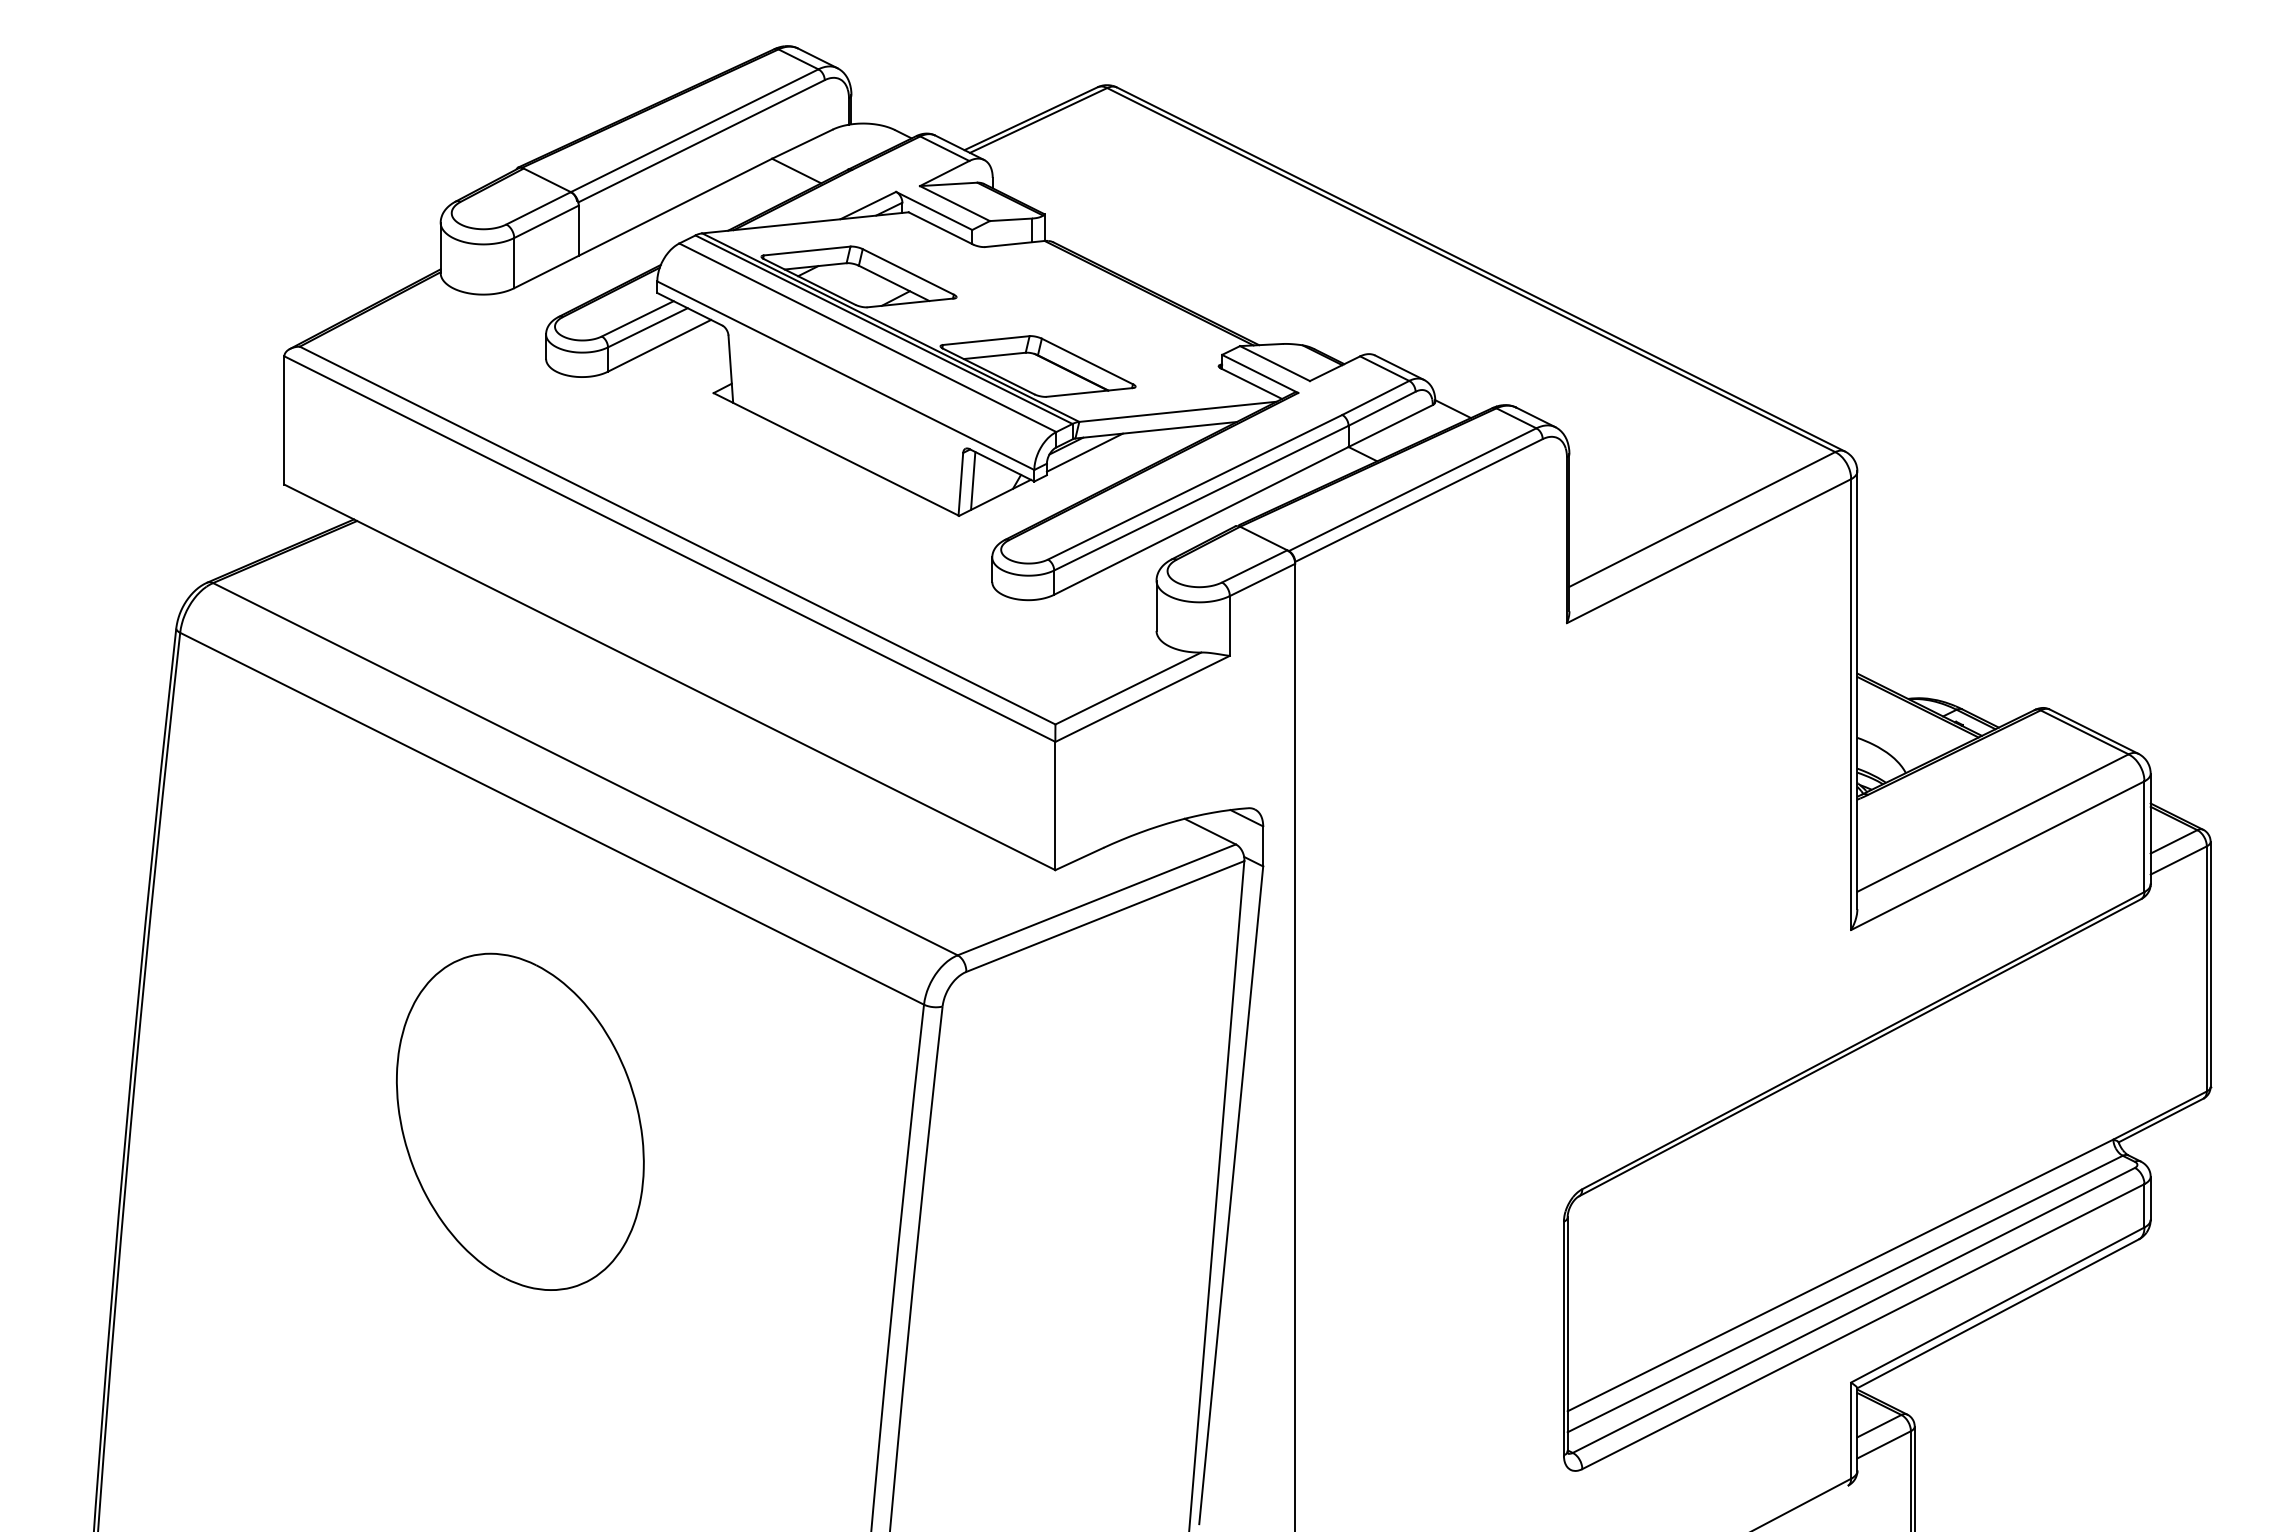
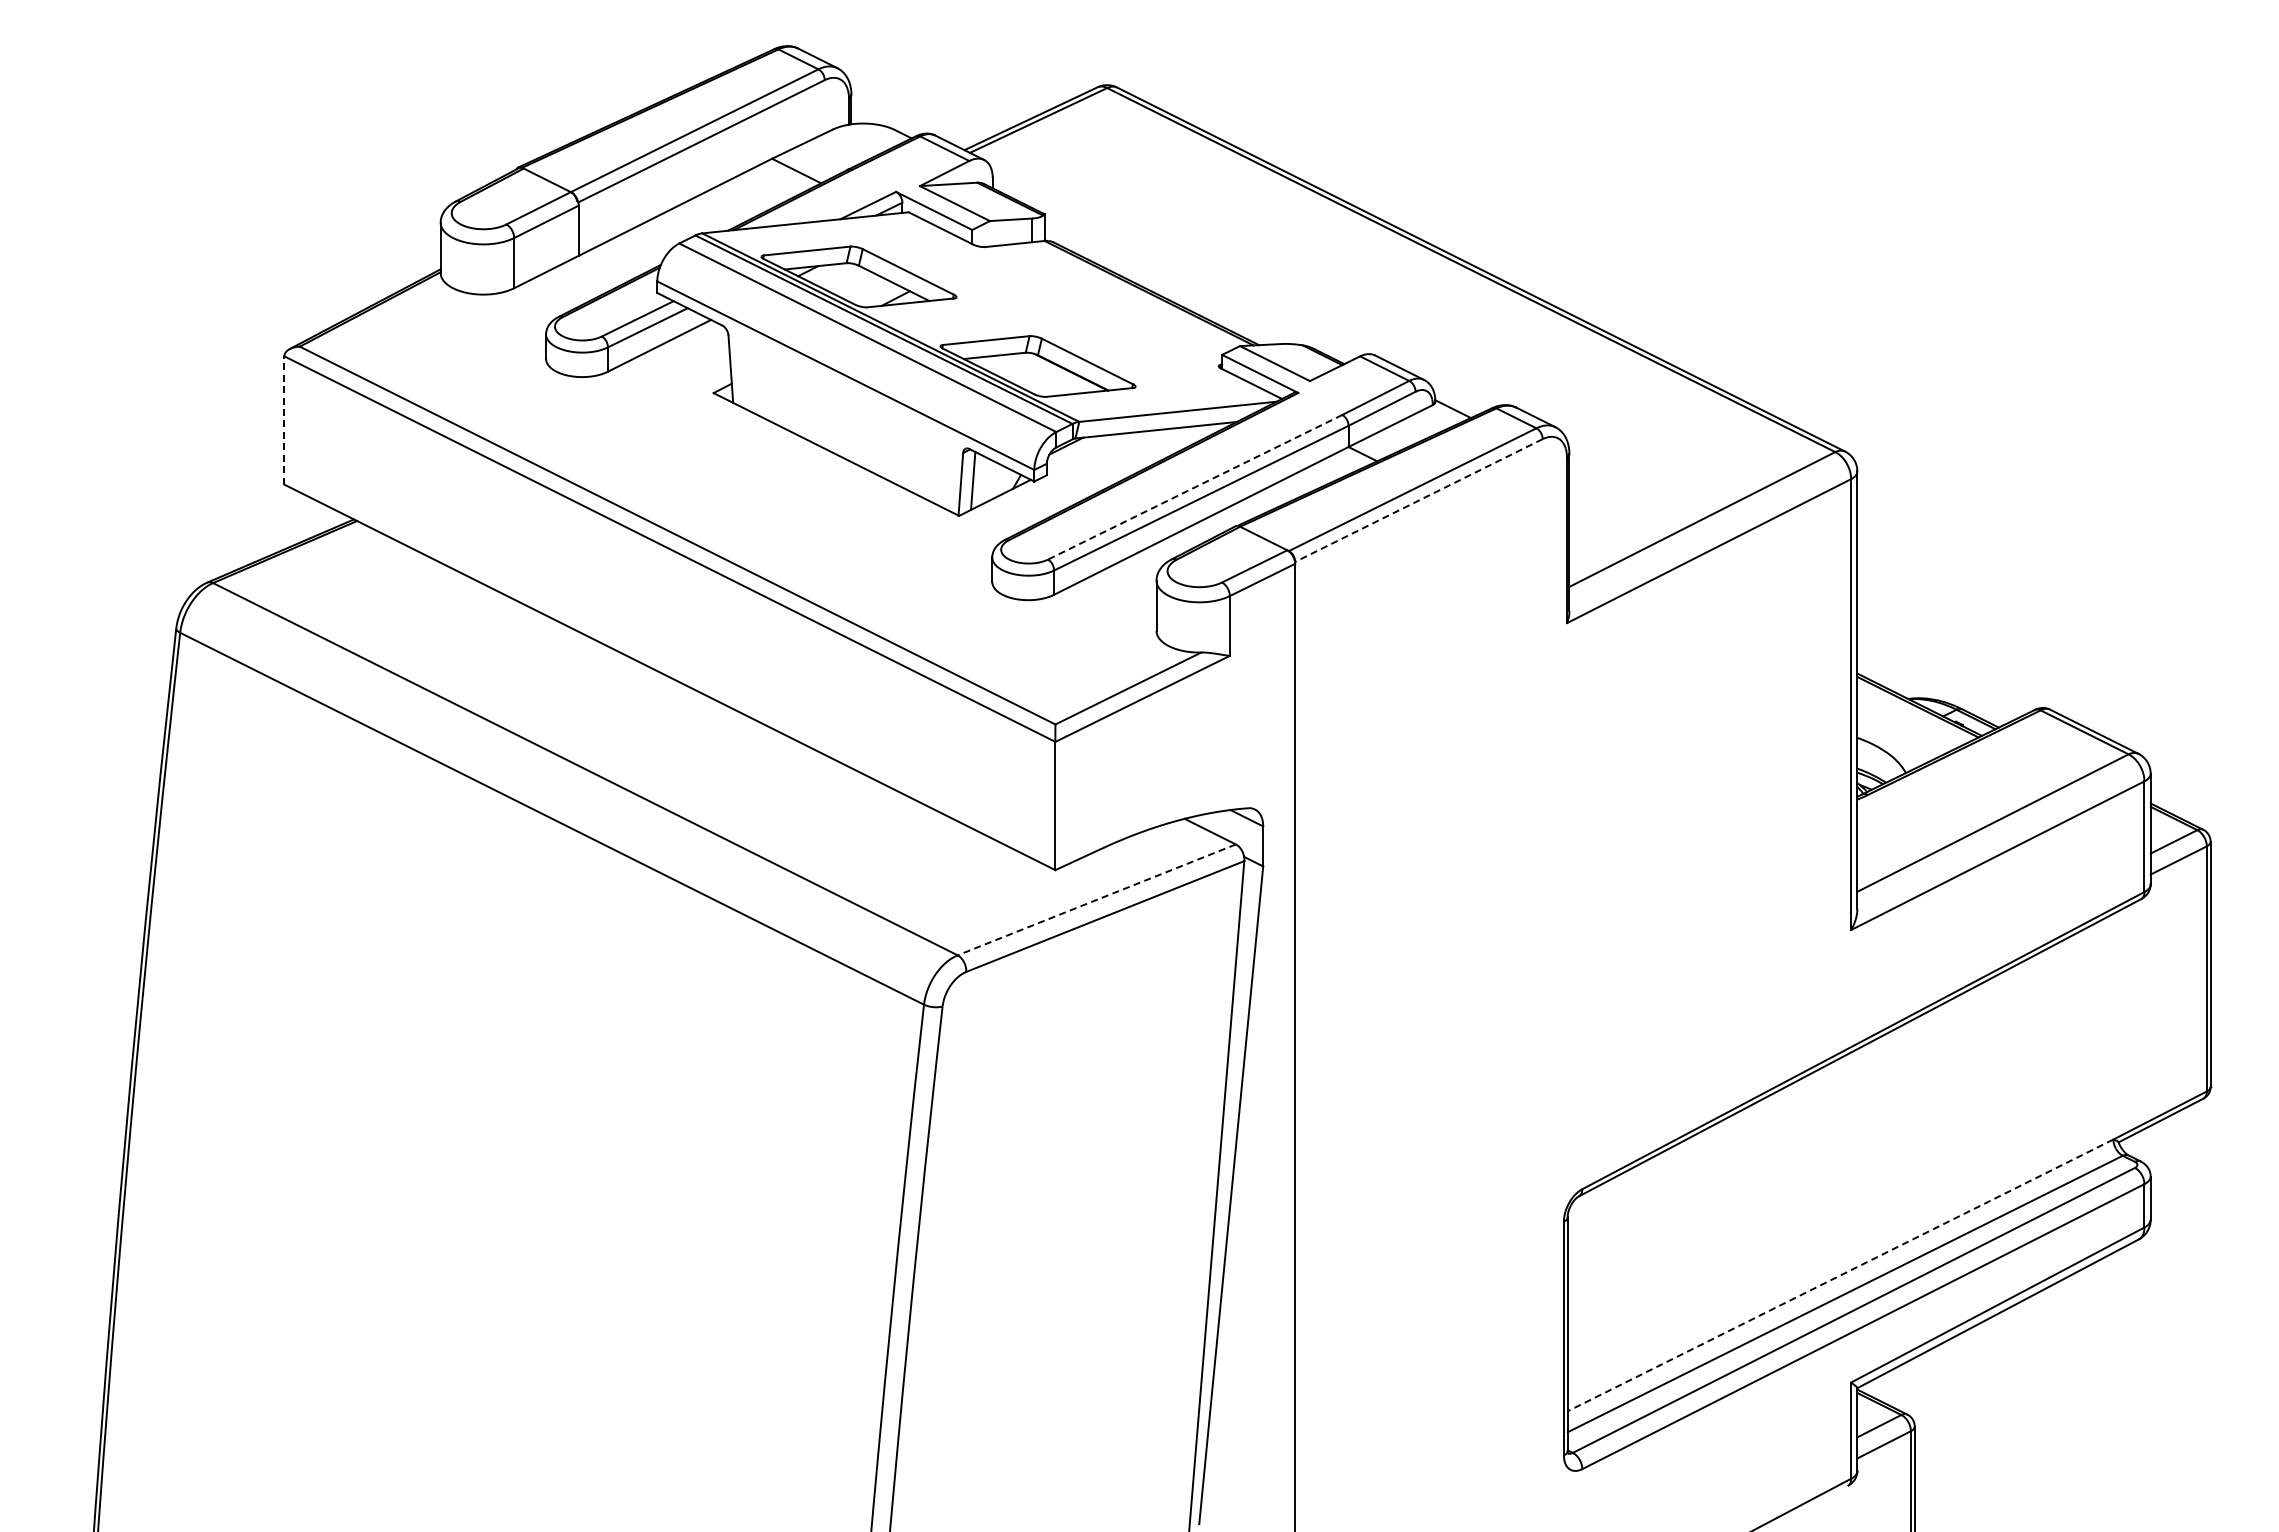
line: solid -> dashed (284, 420)
line: present -> none (1084, 452)
line: solid -> dashed (1195, 487)
line: solid -> dashed (1418, 500)
line: solid -> dashed (1096, 899)
part: present -> none (520, 1121)
line: solid -> dashed (1840, 1275)
